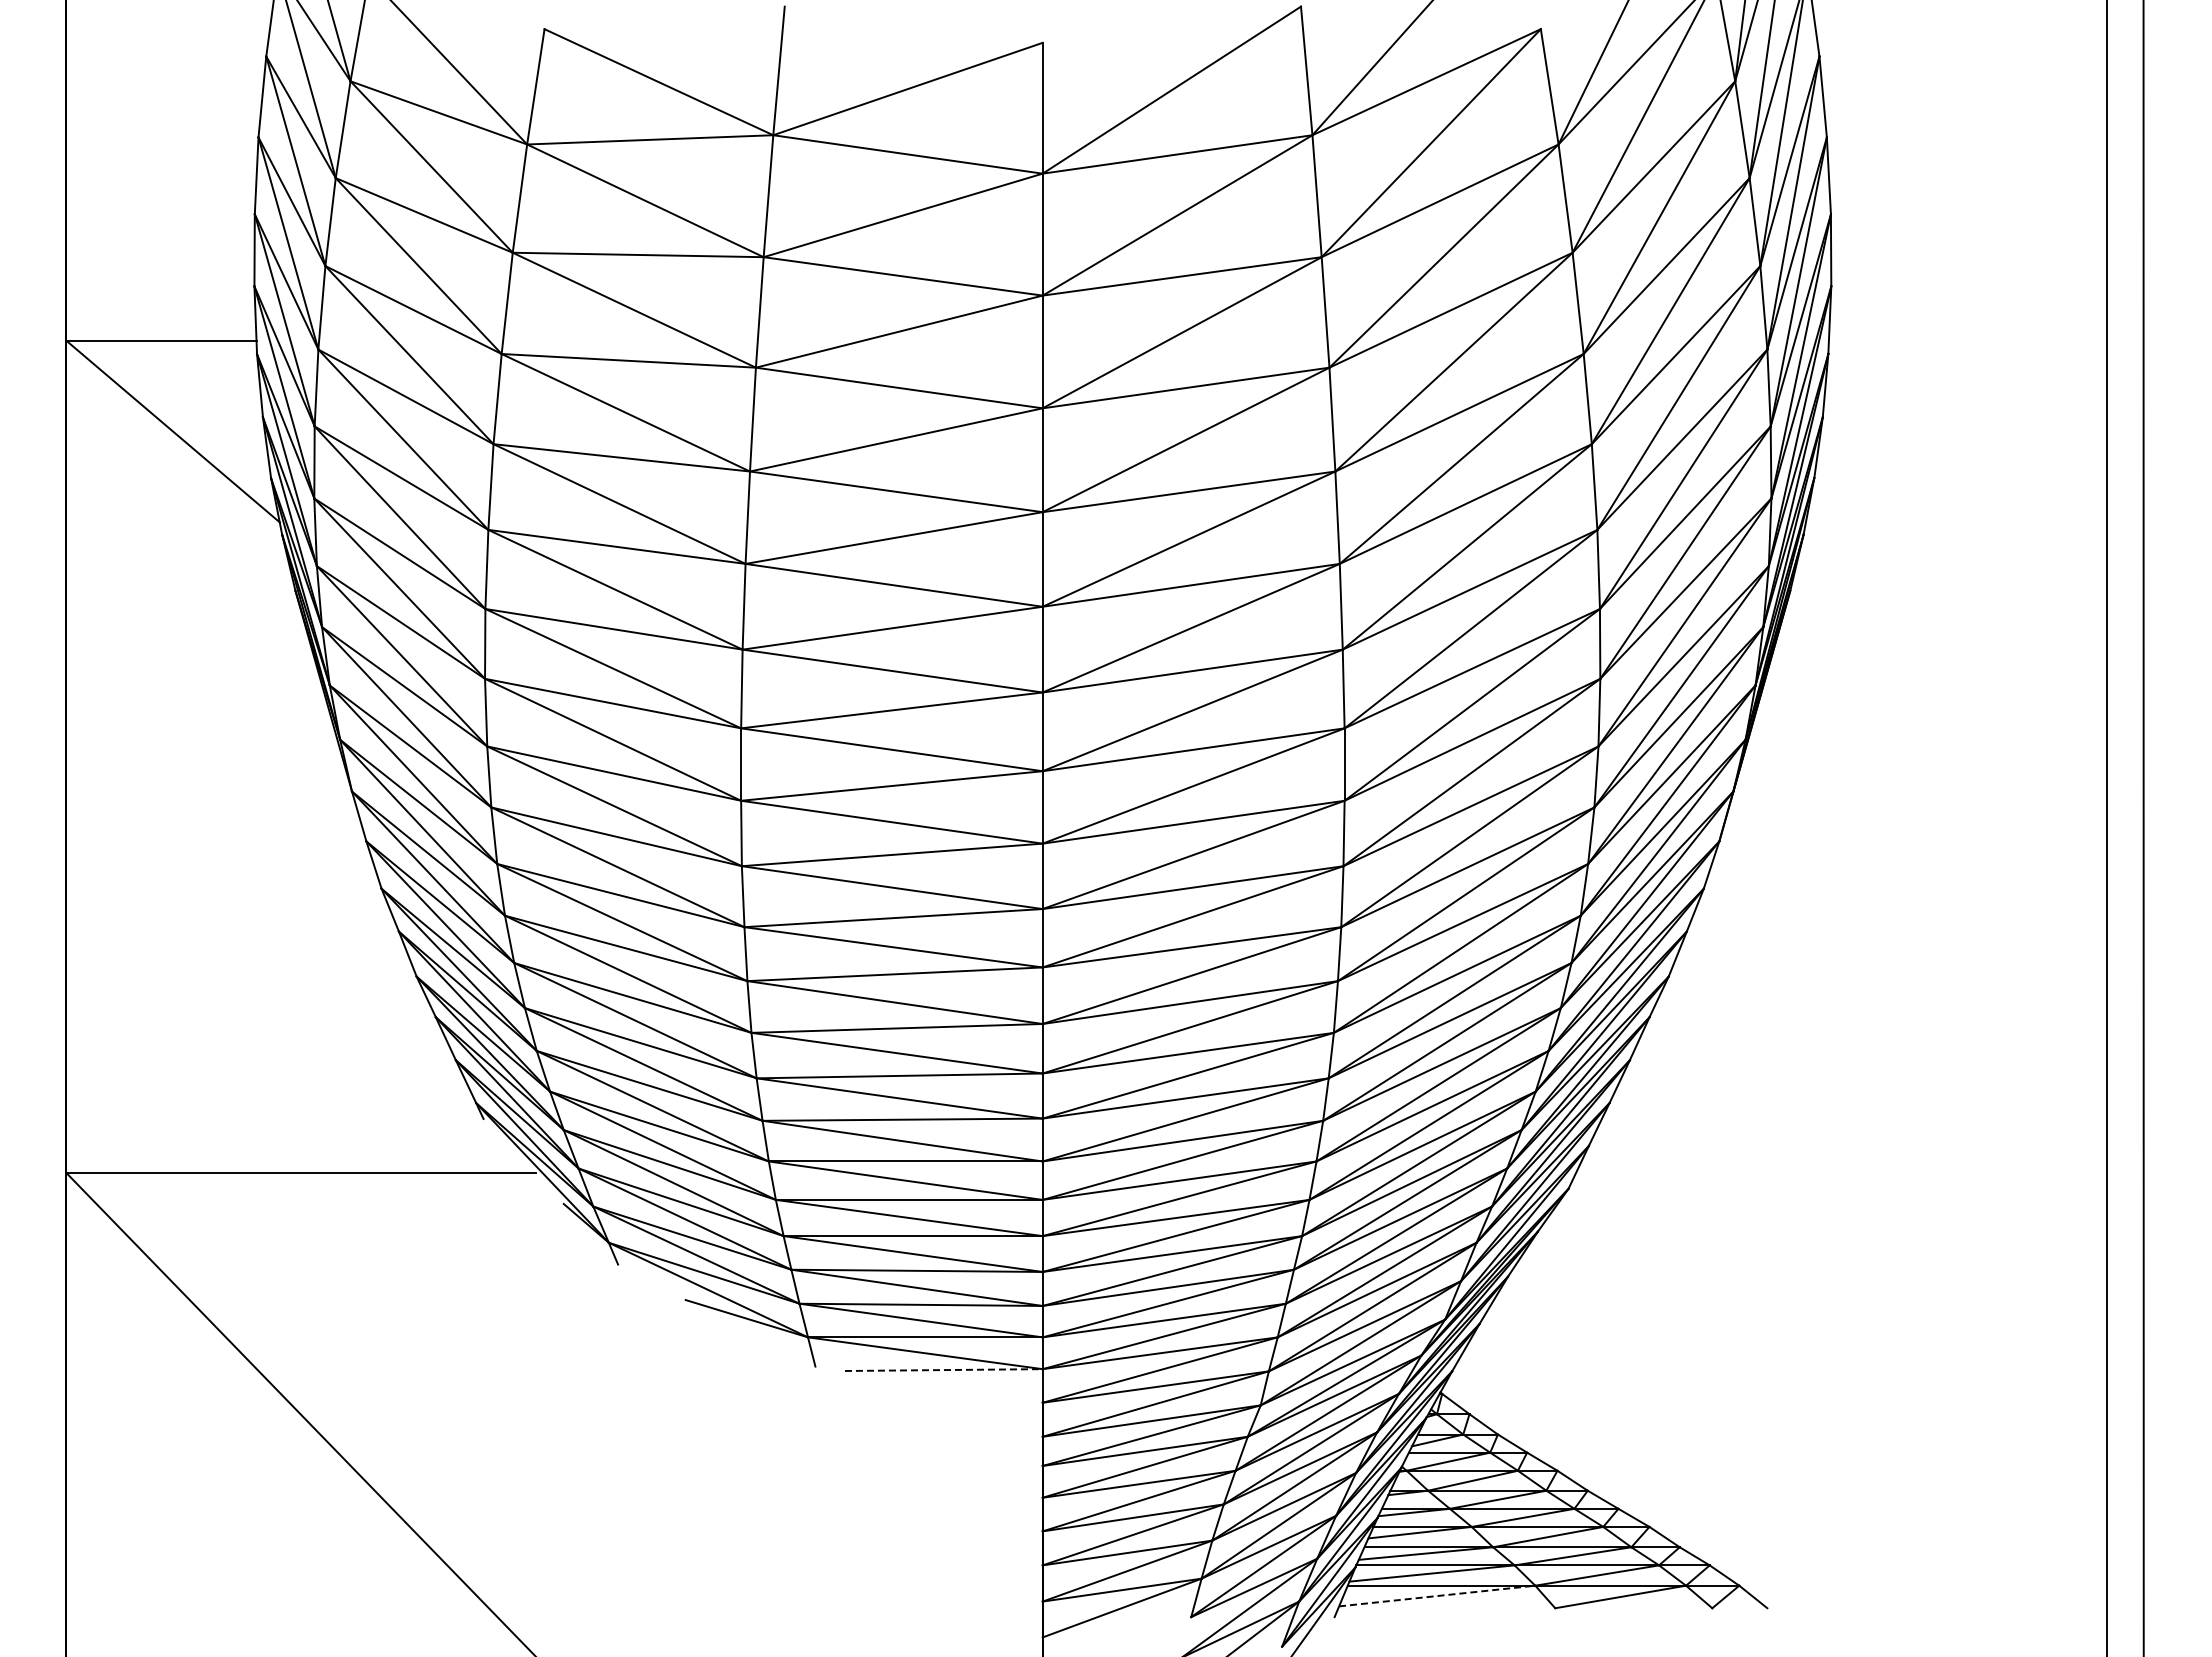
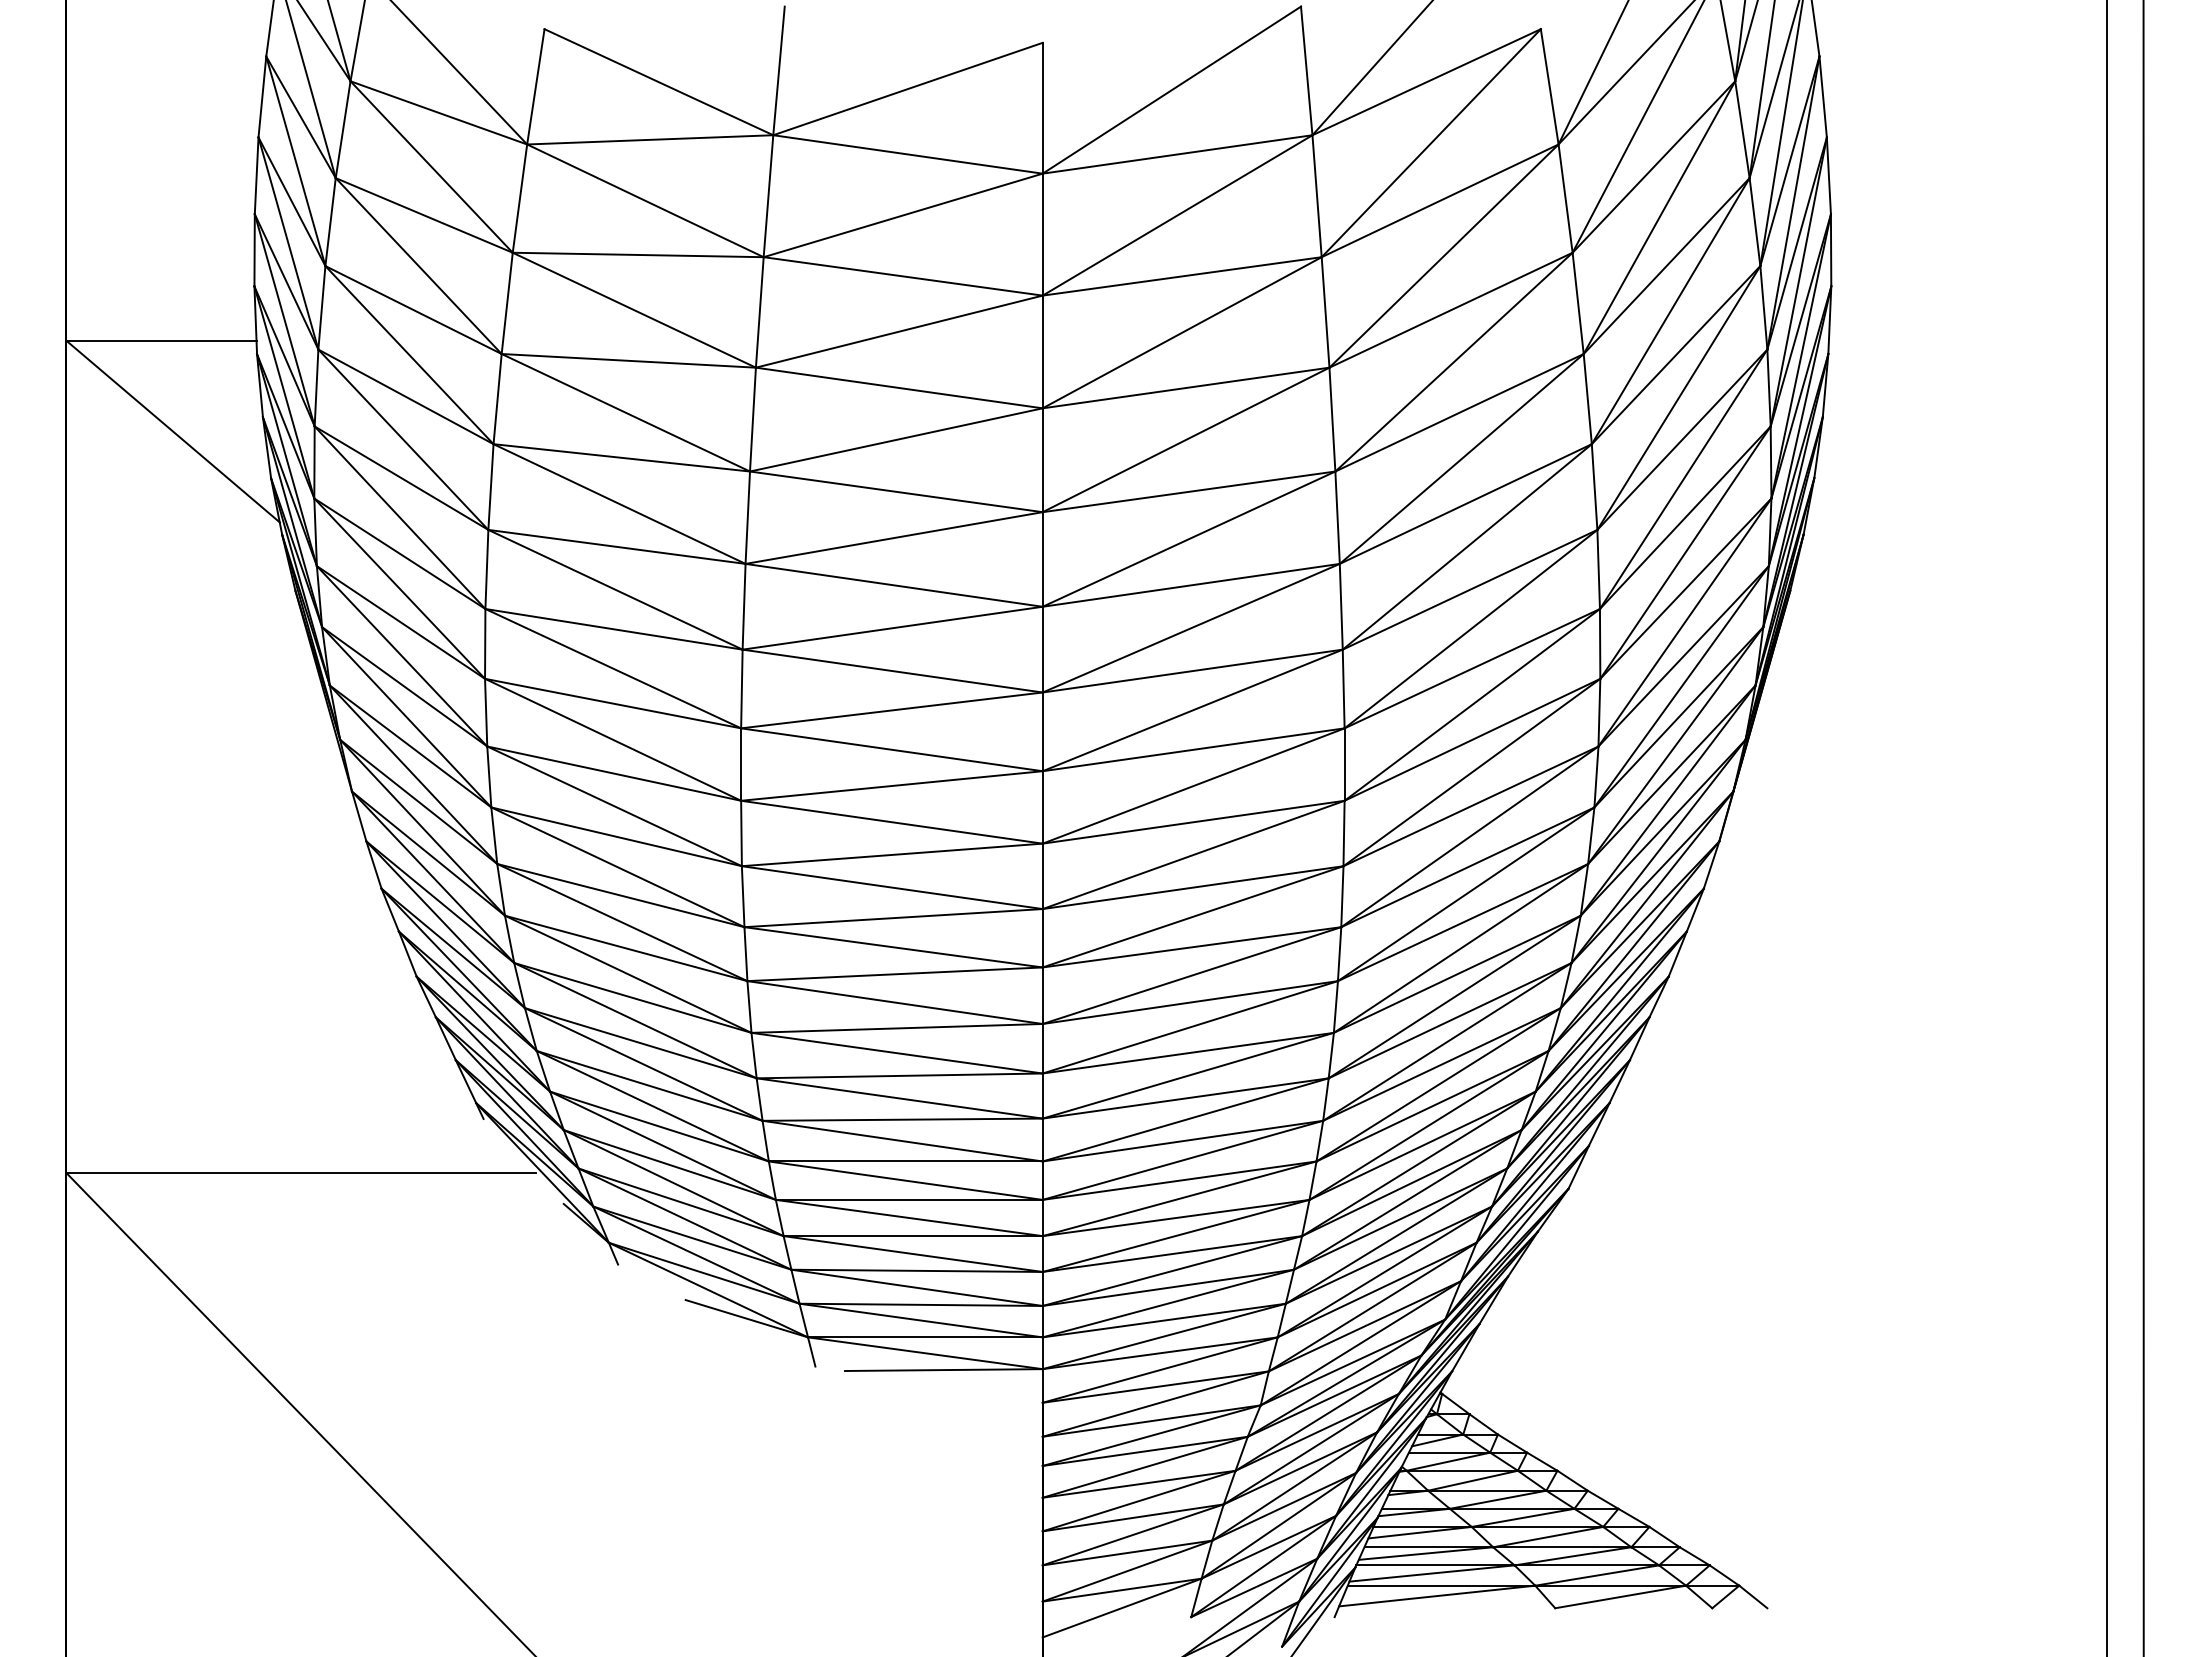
line: dashed -> solid (943, 1370)
line: dashed -> solid (1437, 1596)
